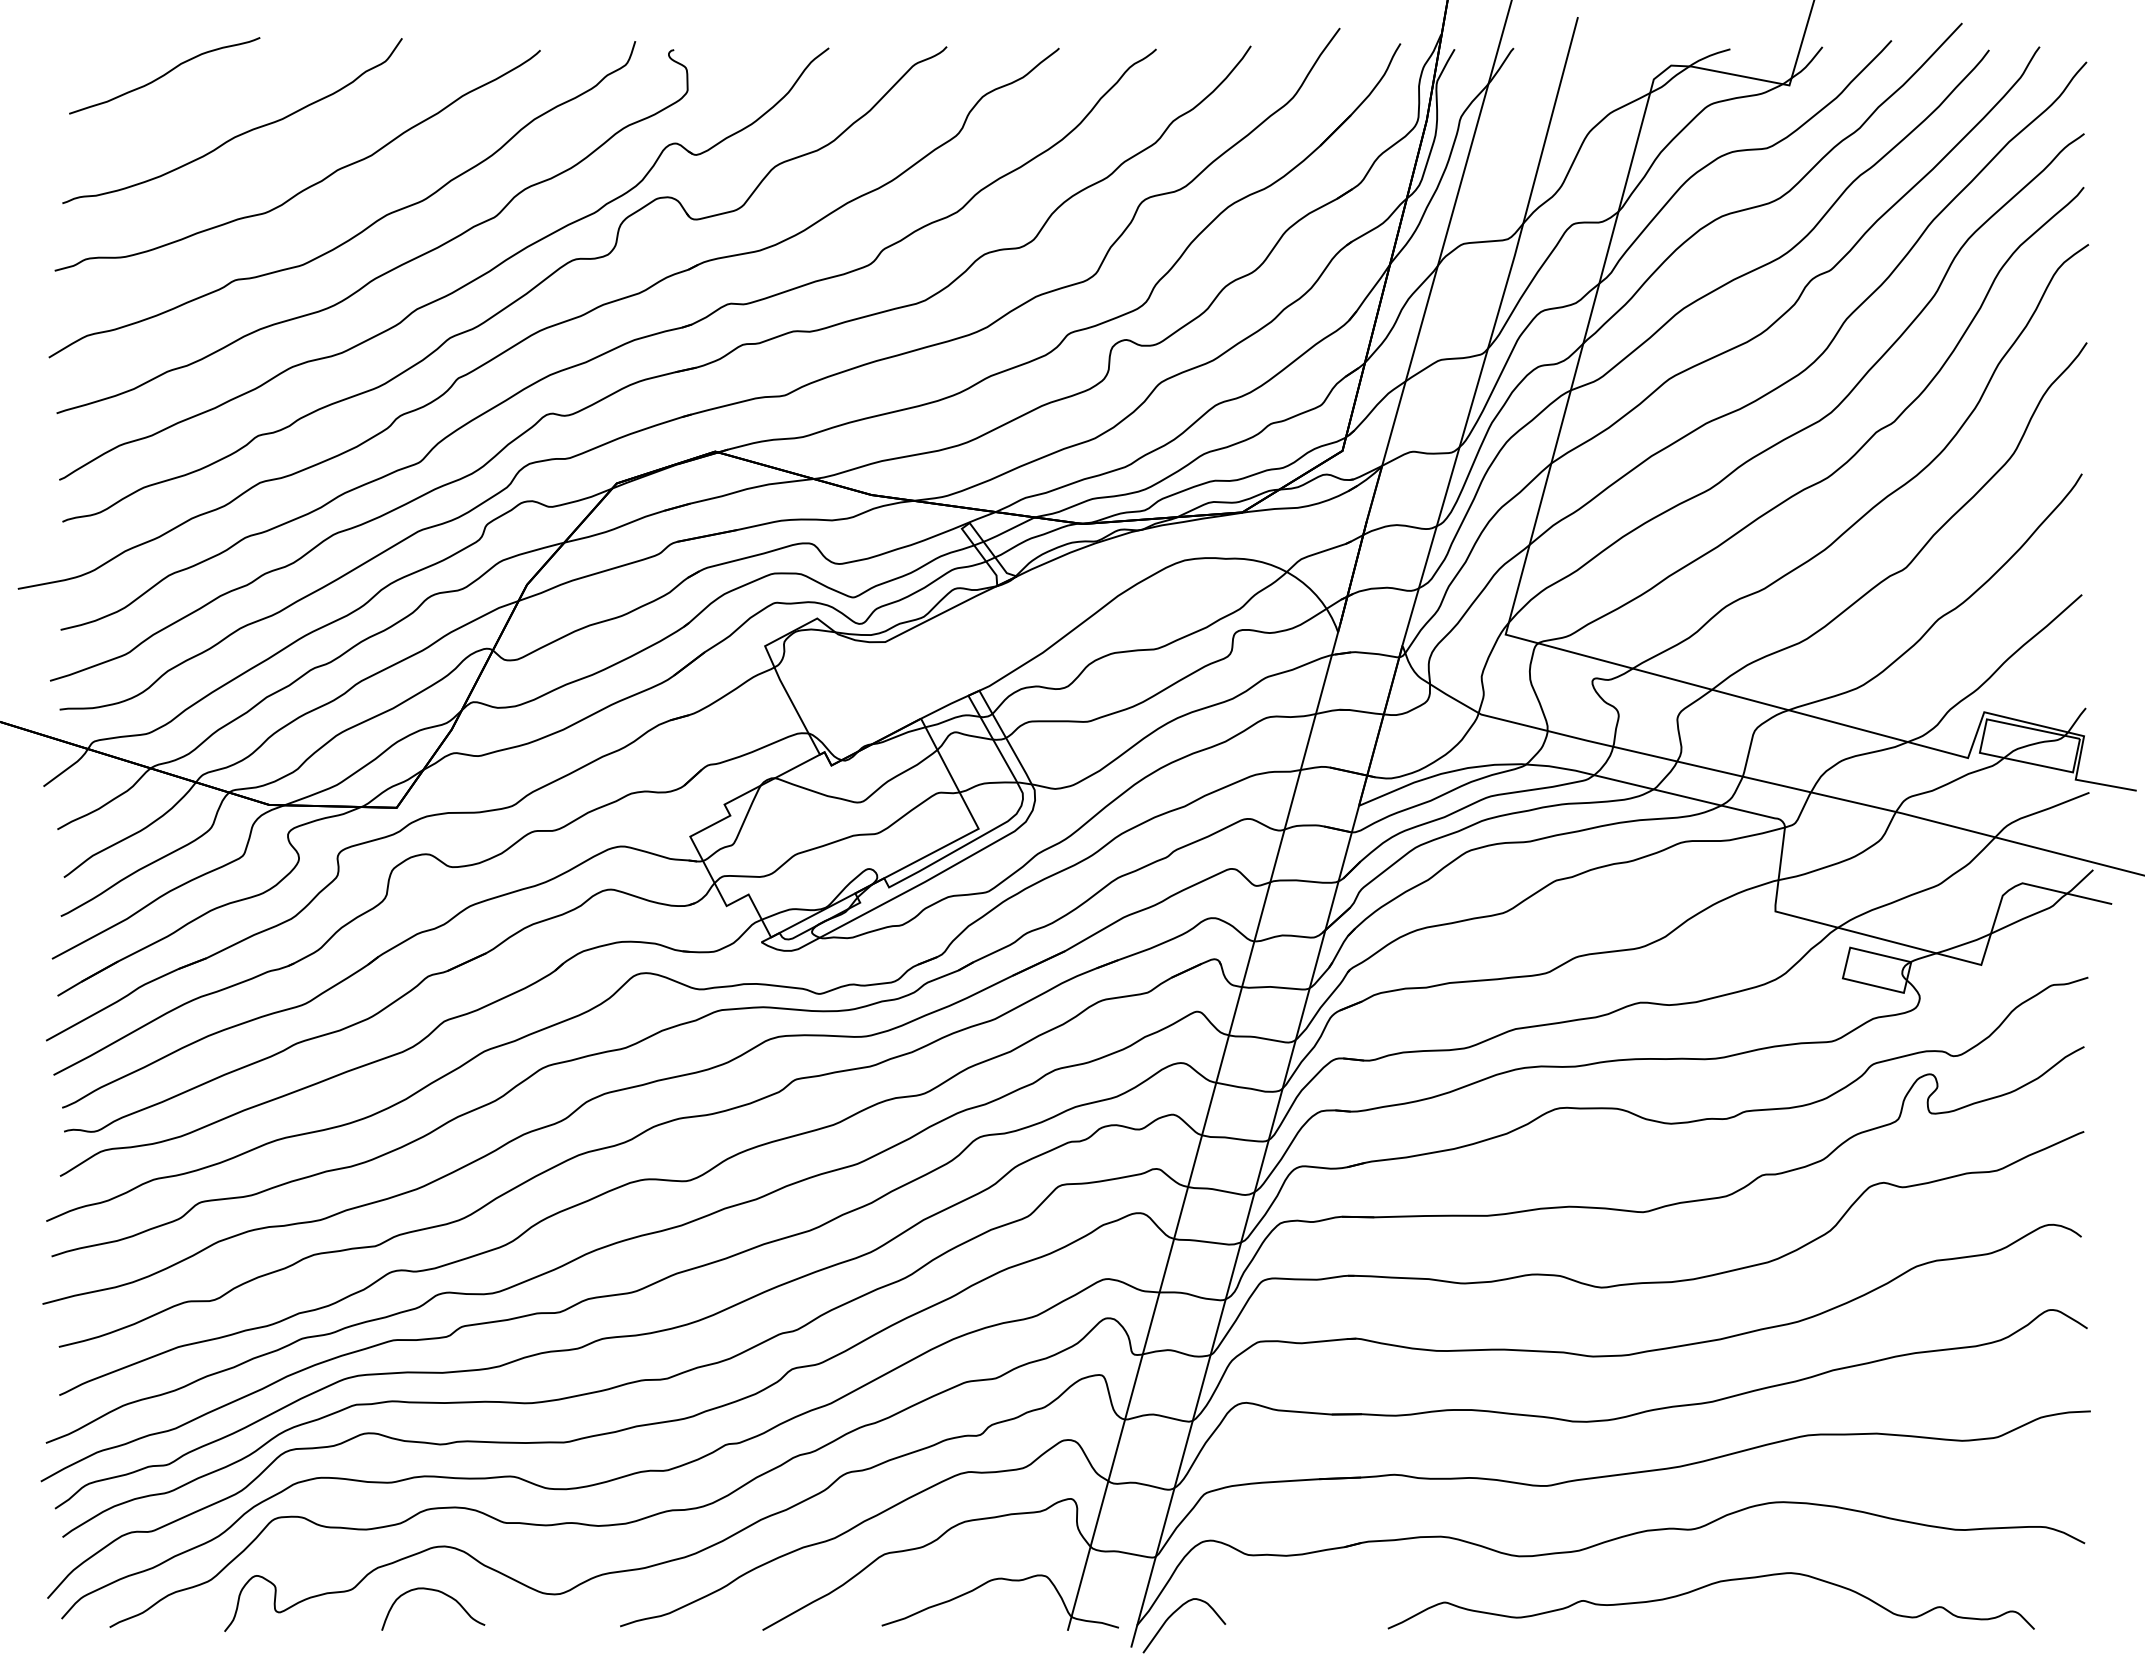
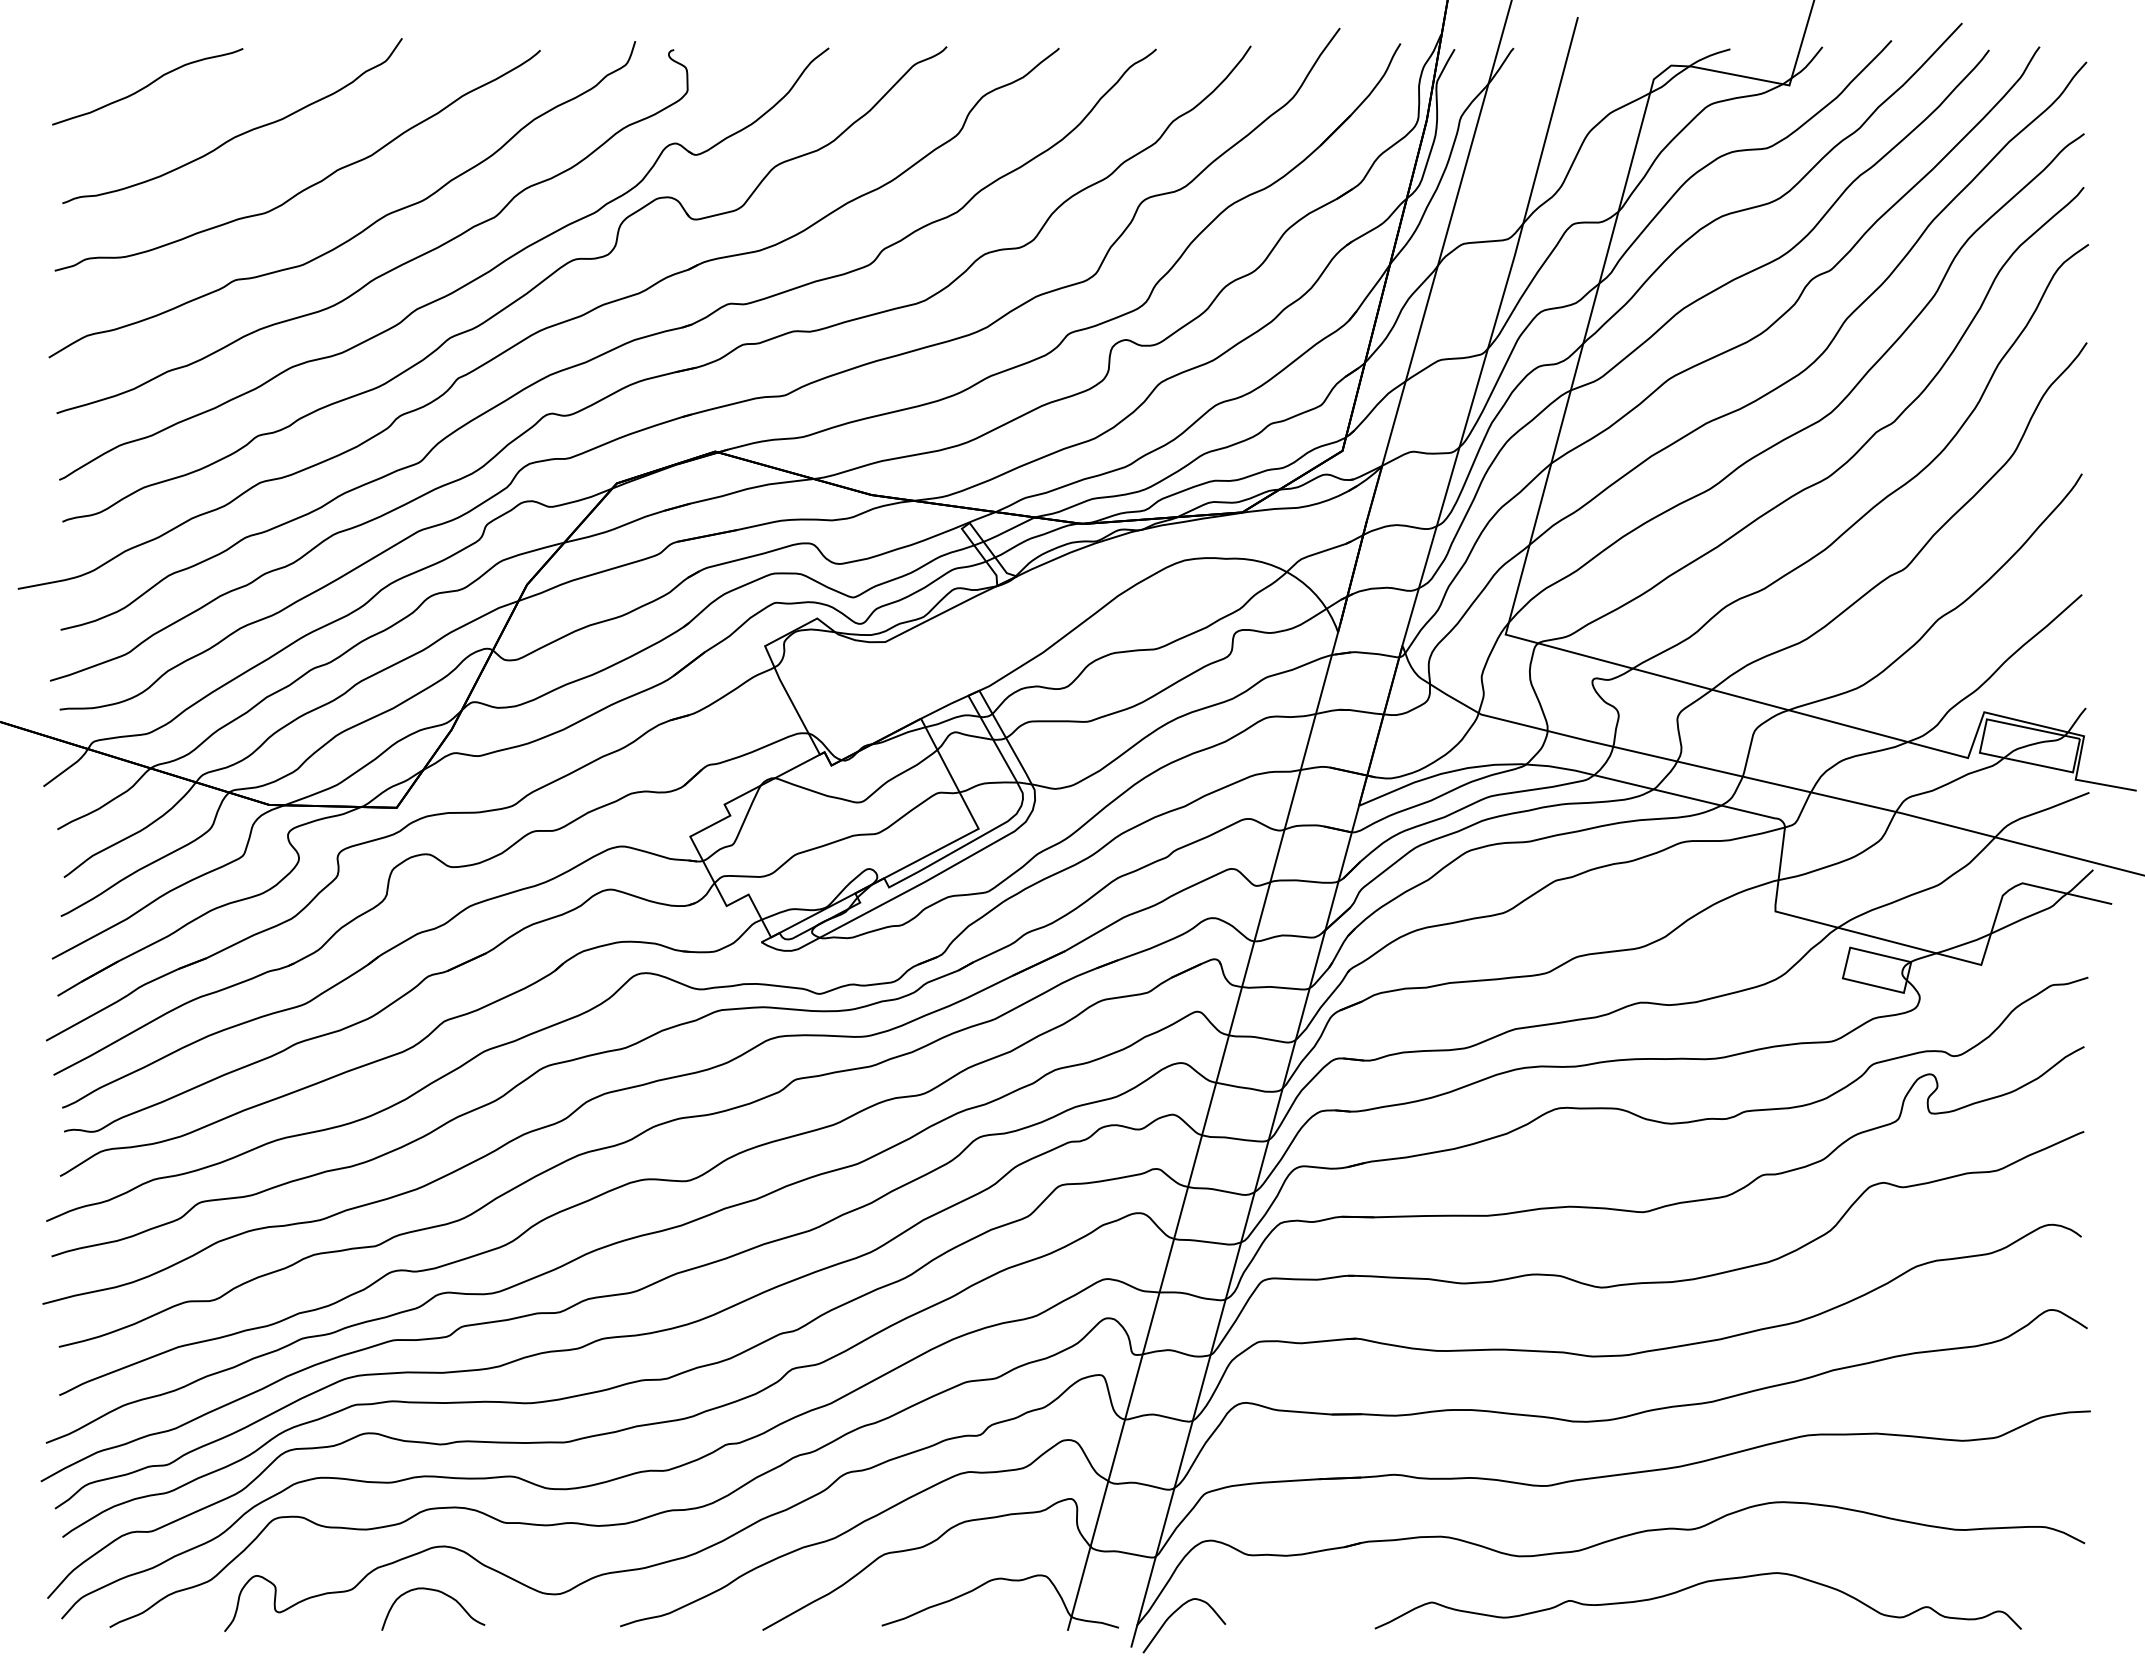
curve position: (164, 75) -> (147, 86) (147, 86)
curve position: (1705, 1587) -> (1692, 1587) (1692, 1587)
